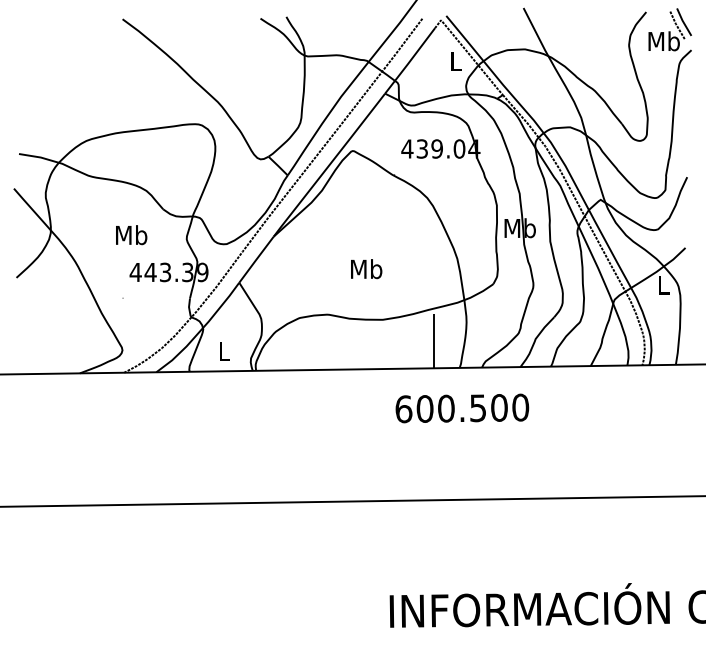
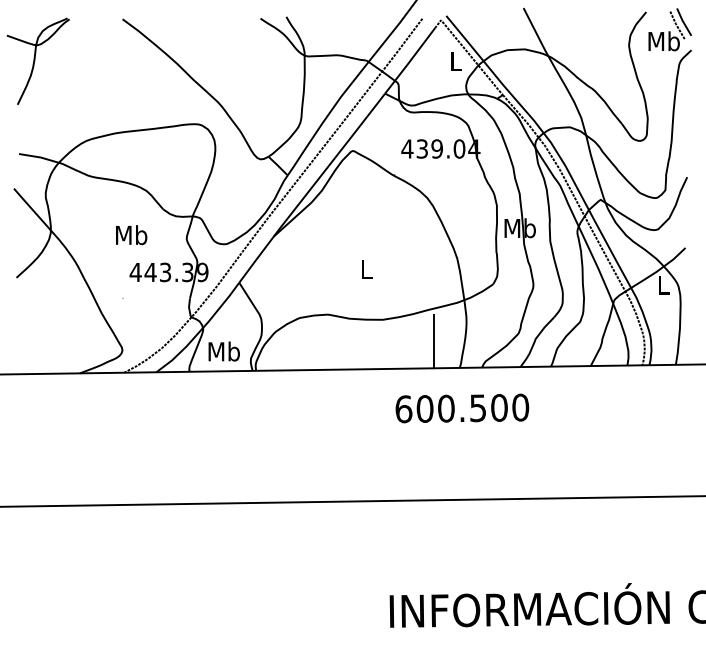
part: none -> present (37, 60)
text: Mb -> L (366, 269)
text: L -> Mb (223, 351)
